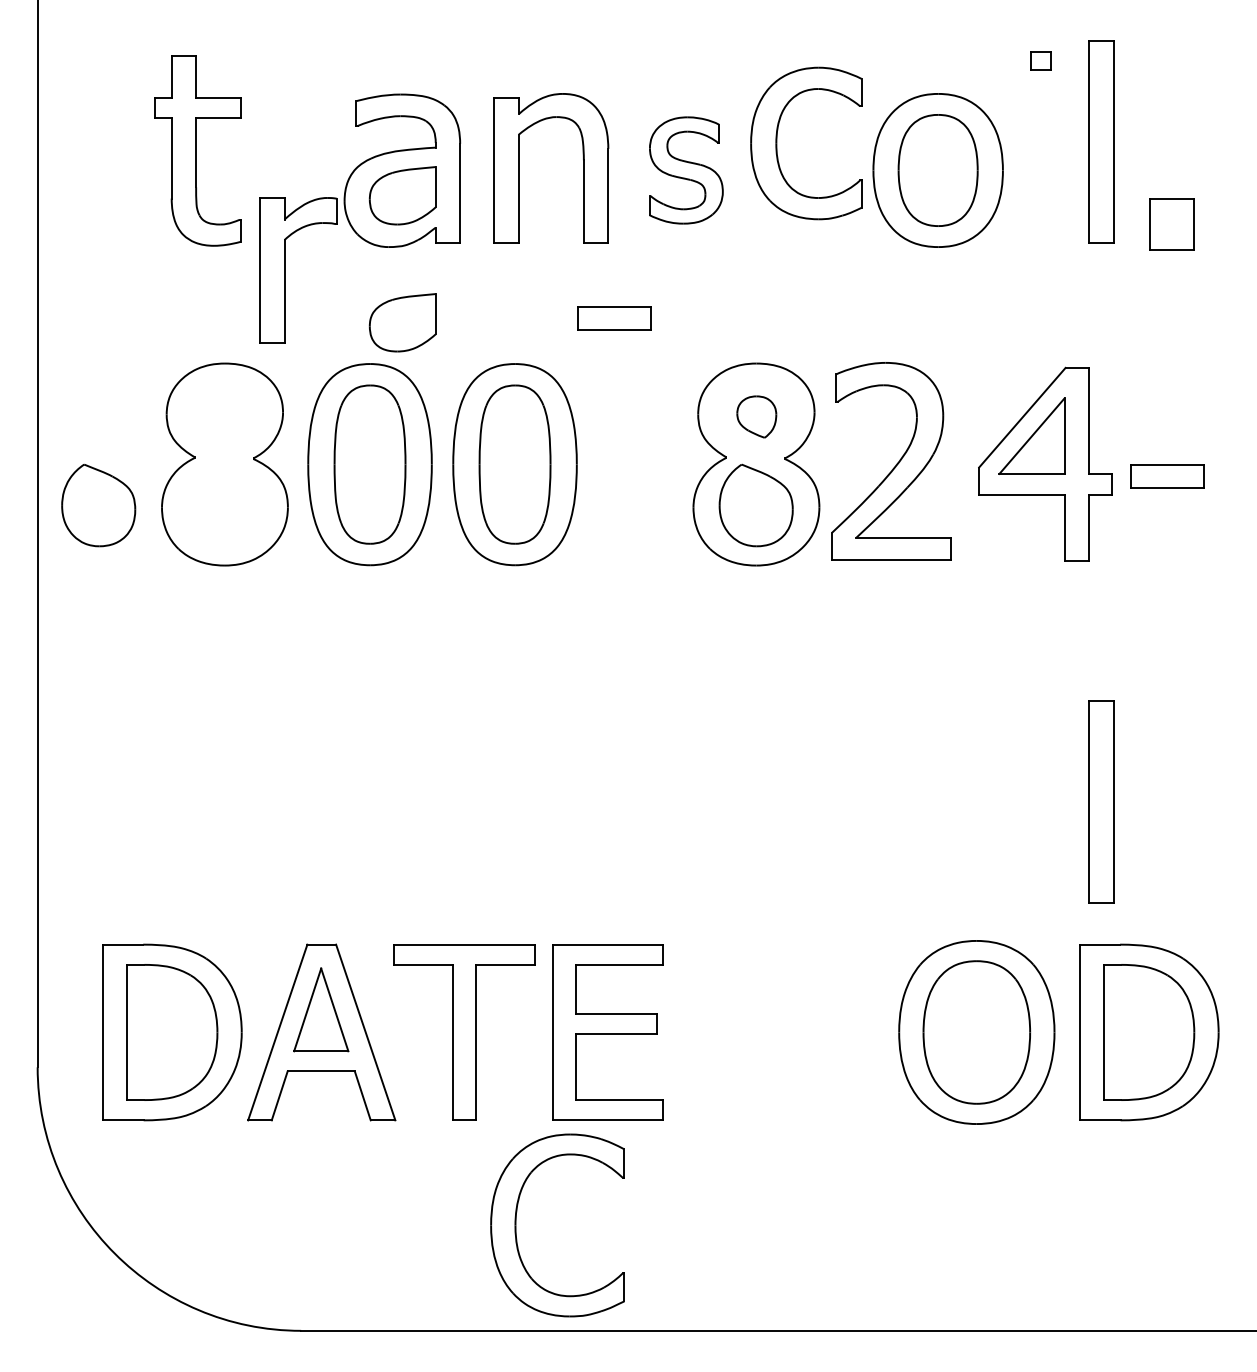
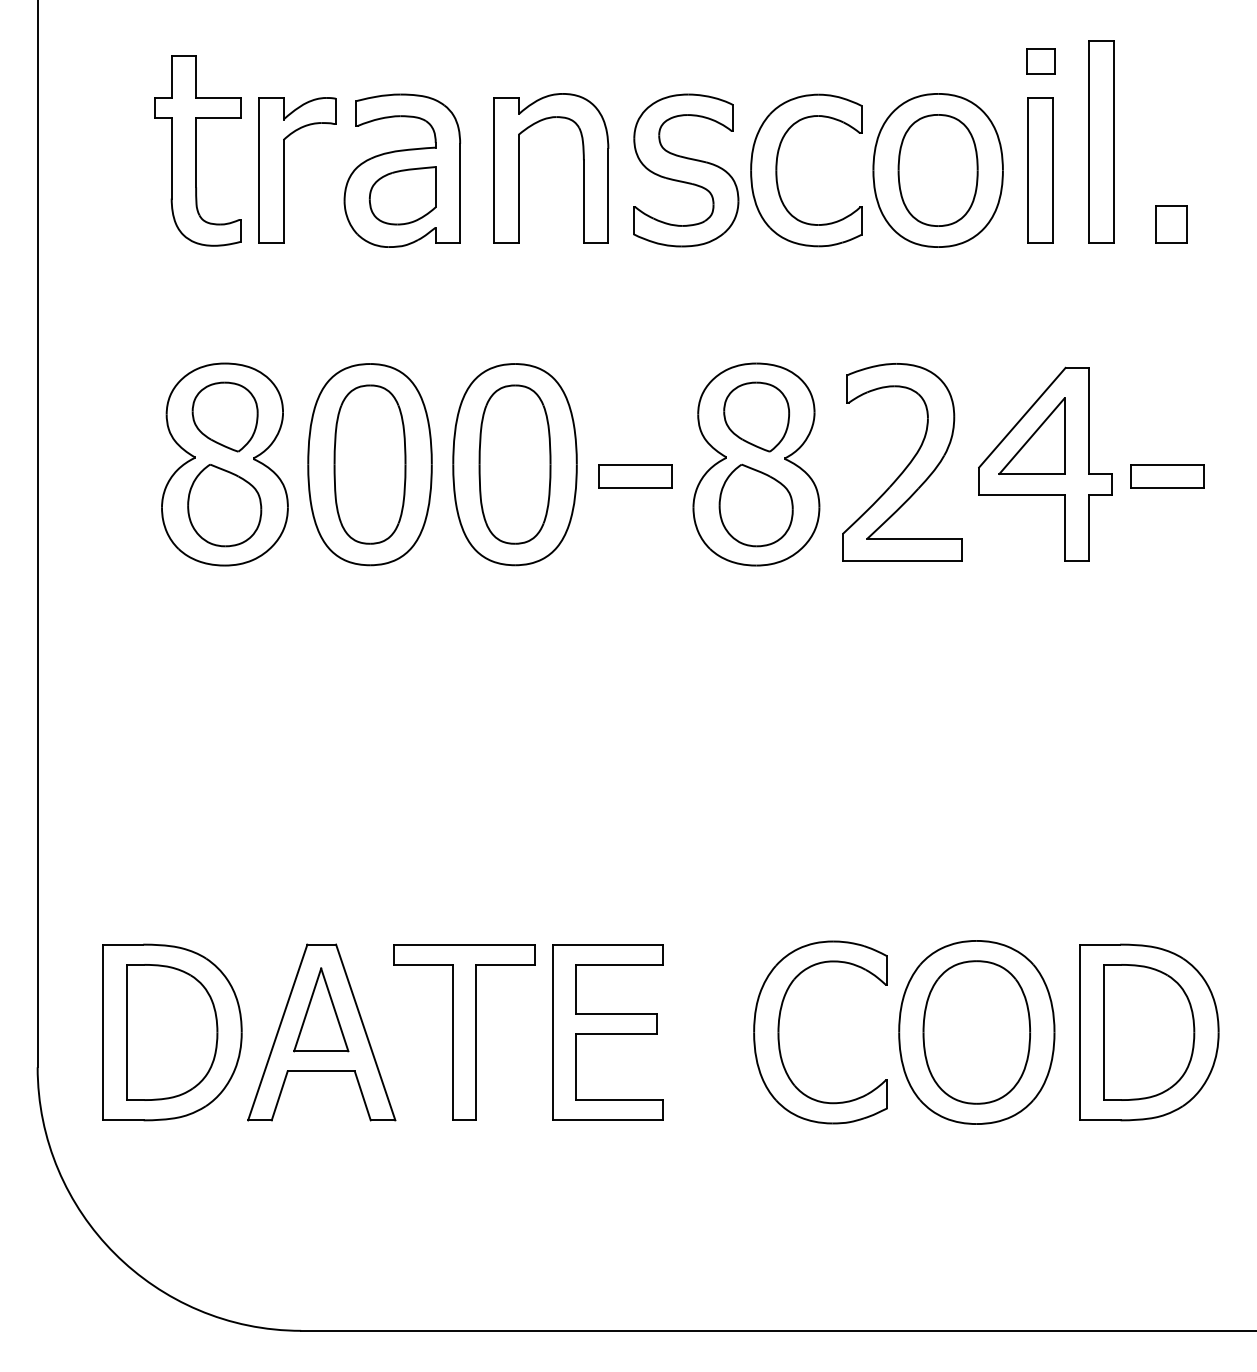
part size: 22x20 px -> 30x27 px (1040, 61)
part position: (777, 143) -> (777, 170) (777, 170)
part size: 75x109 px -> 107x155 px (686, 170)
part: none -> present (1040, 170)
part size: 46x53 px -> 33x39 px (1171, 224)
part position: (285, 270) -> (284, 170) (284, 170)
part position: (614, 318) -> (635, 476) (635, 476)
part: present -> none (402, 322)
part: none -> present (224, 416)
part size: 42x44 px -> 68x72 px (756, 416)
part position: (891, 461) -> (902, 462) (902, 462)
part position: (98, 505) -> (224, 505) (224, 505)
part: present -> none (1101, 801)
part position: (516, 1225) -> (779, 1032) (779, 1032)
